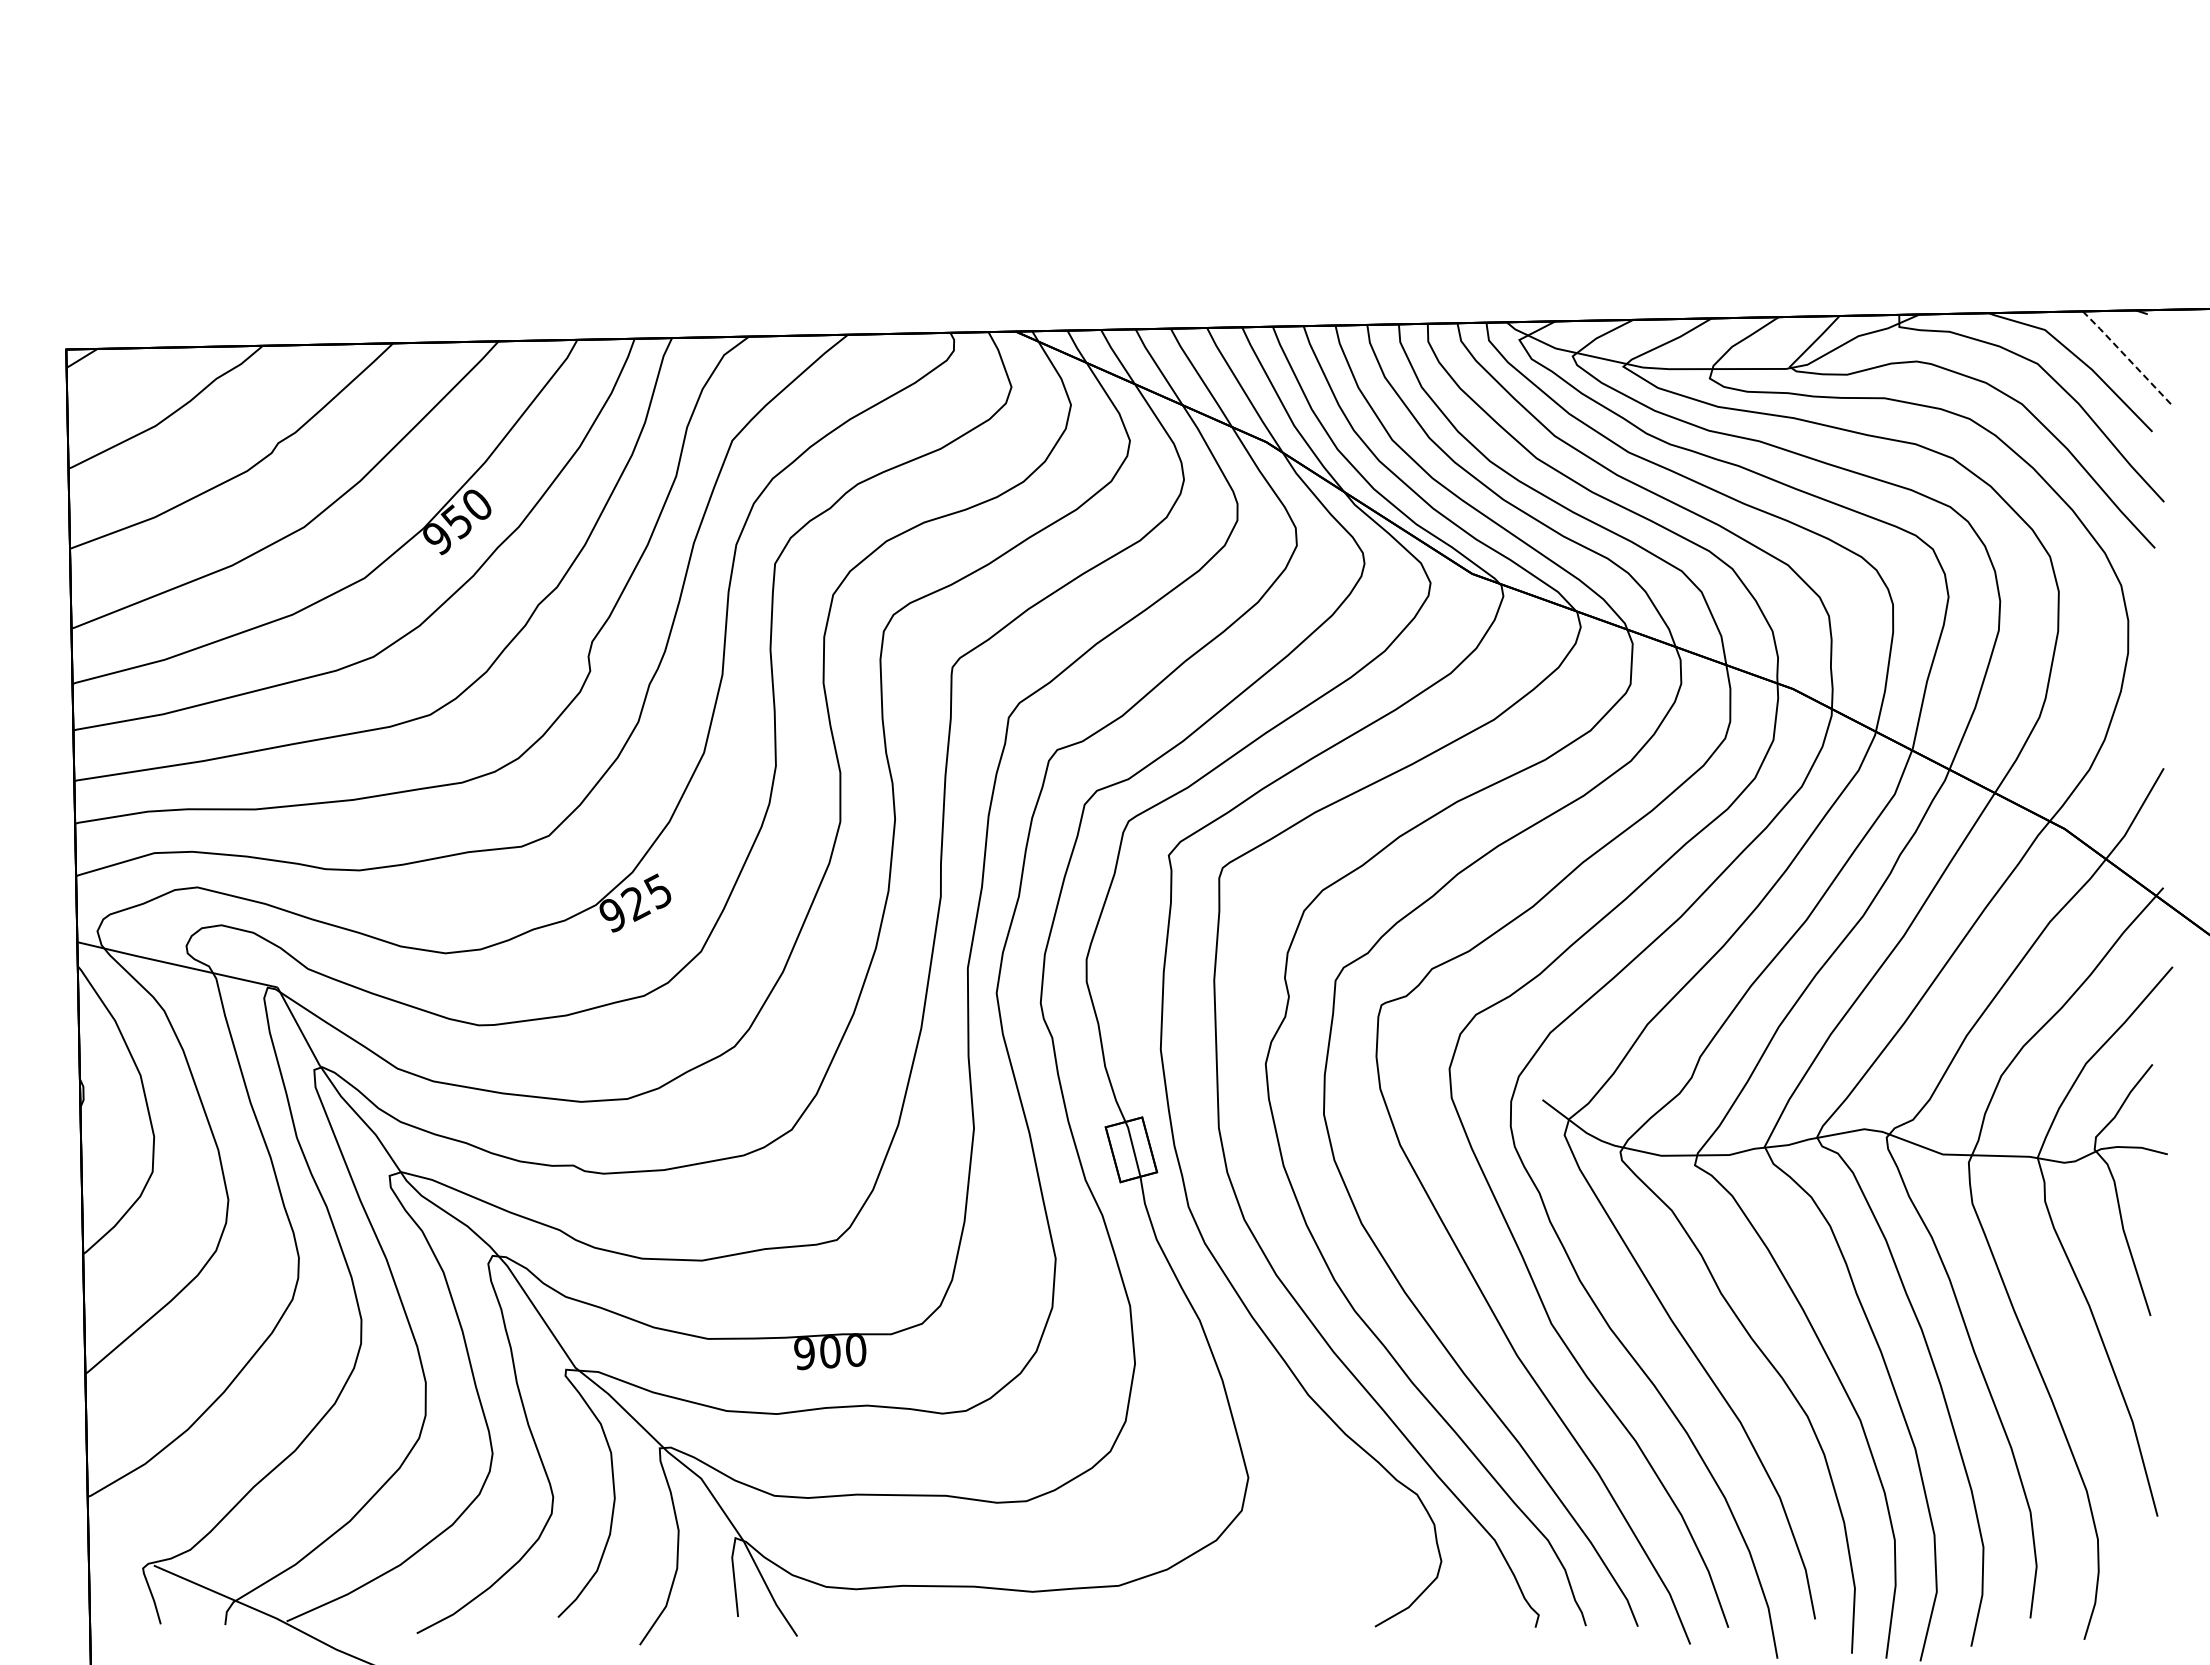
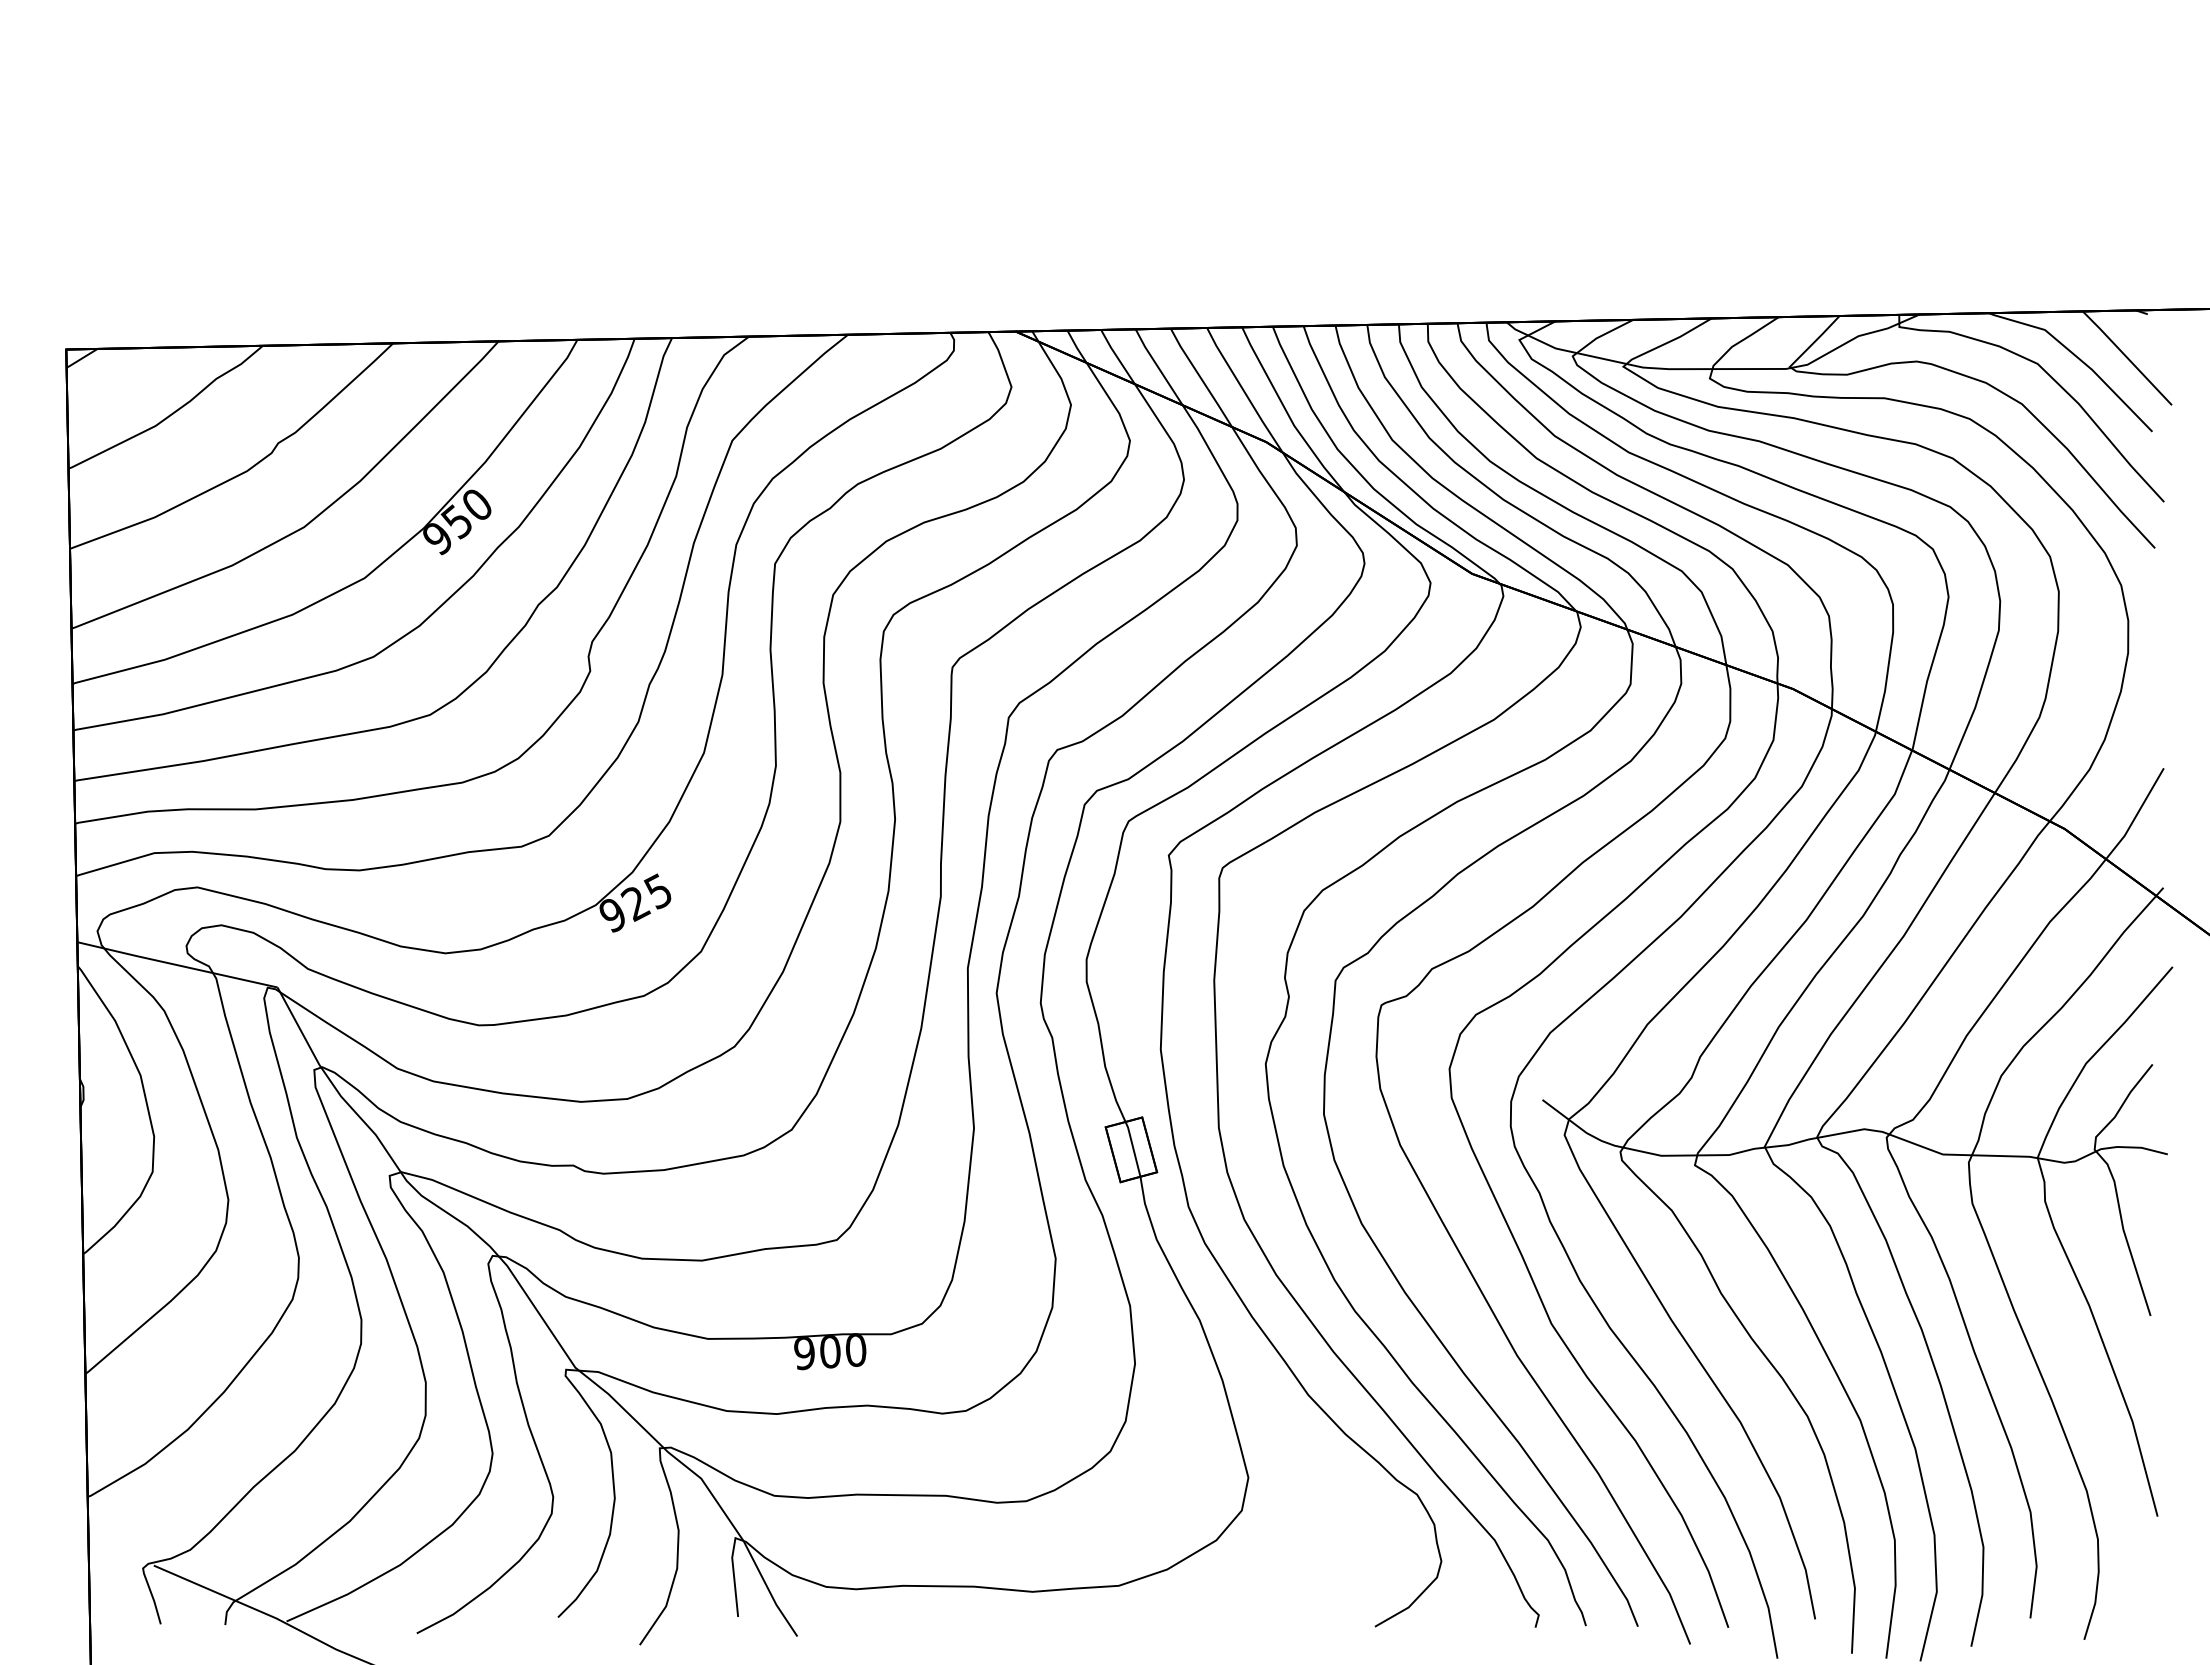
line: dashed -> solid (2127, 358)
